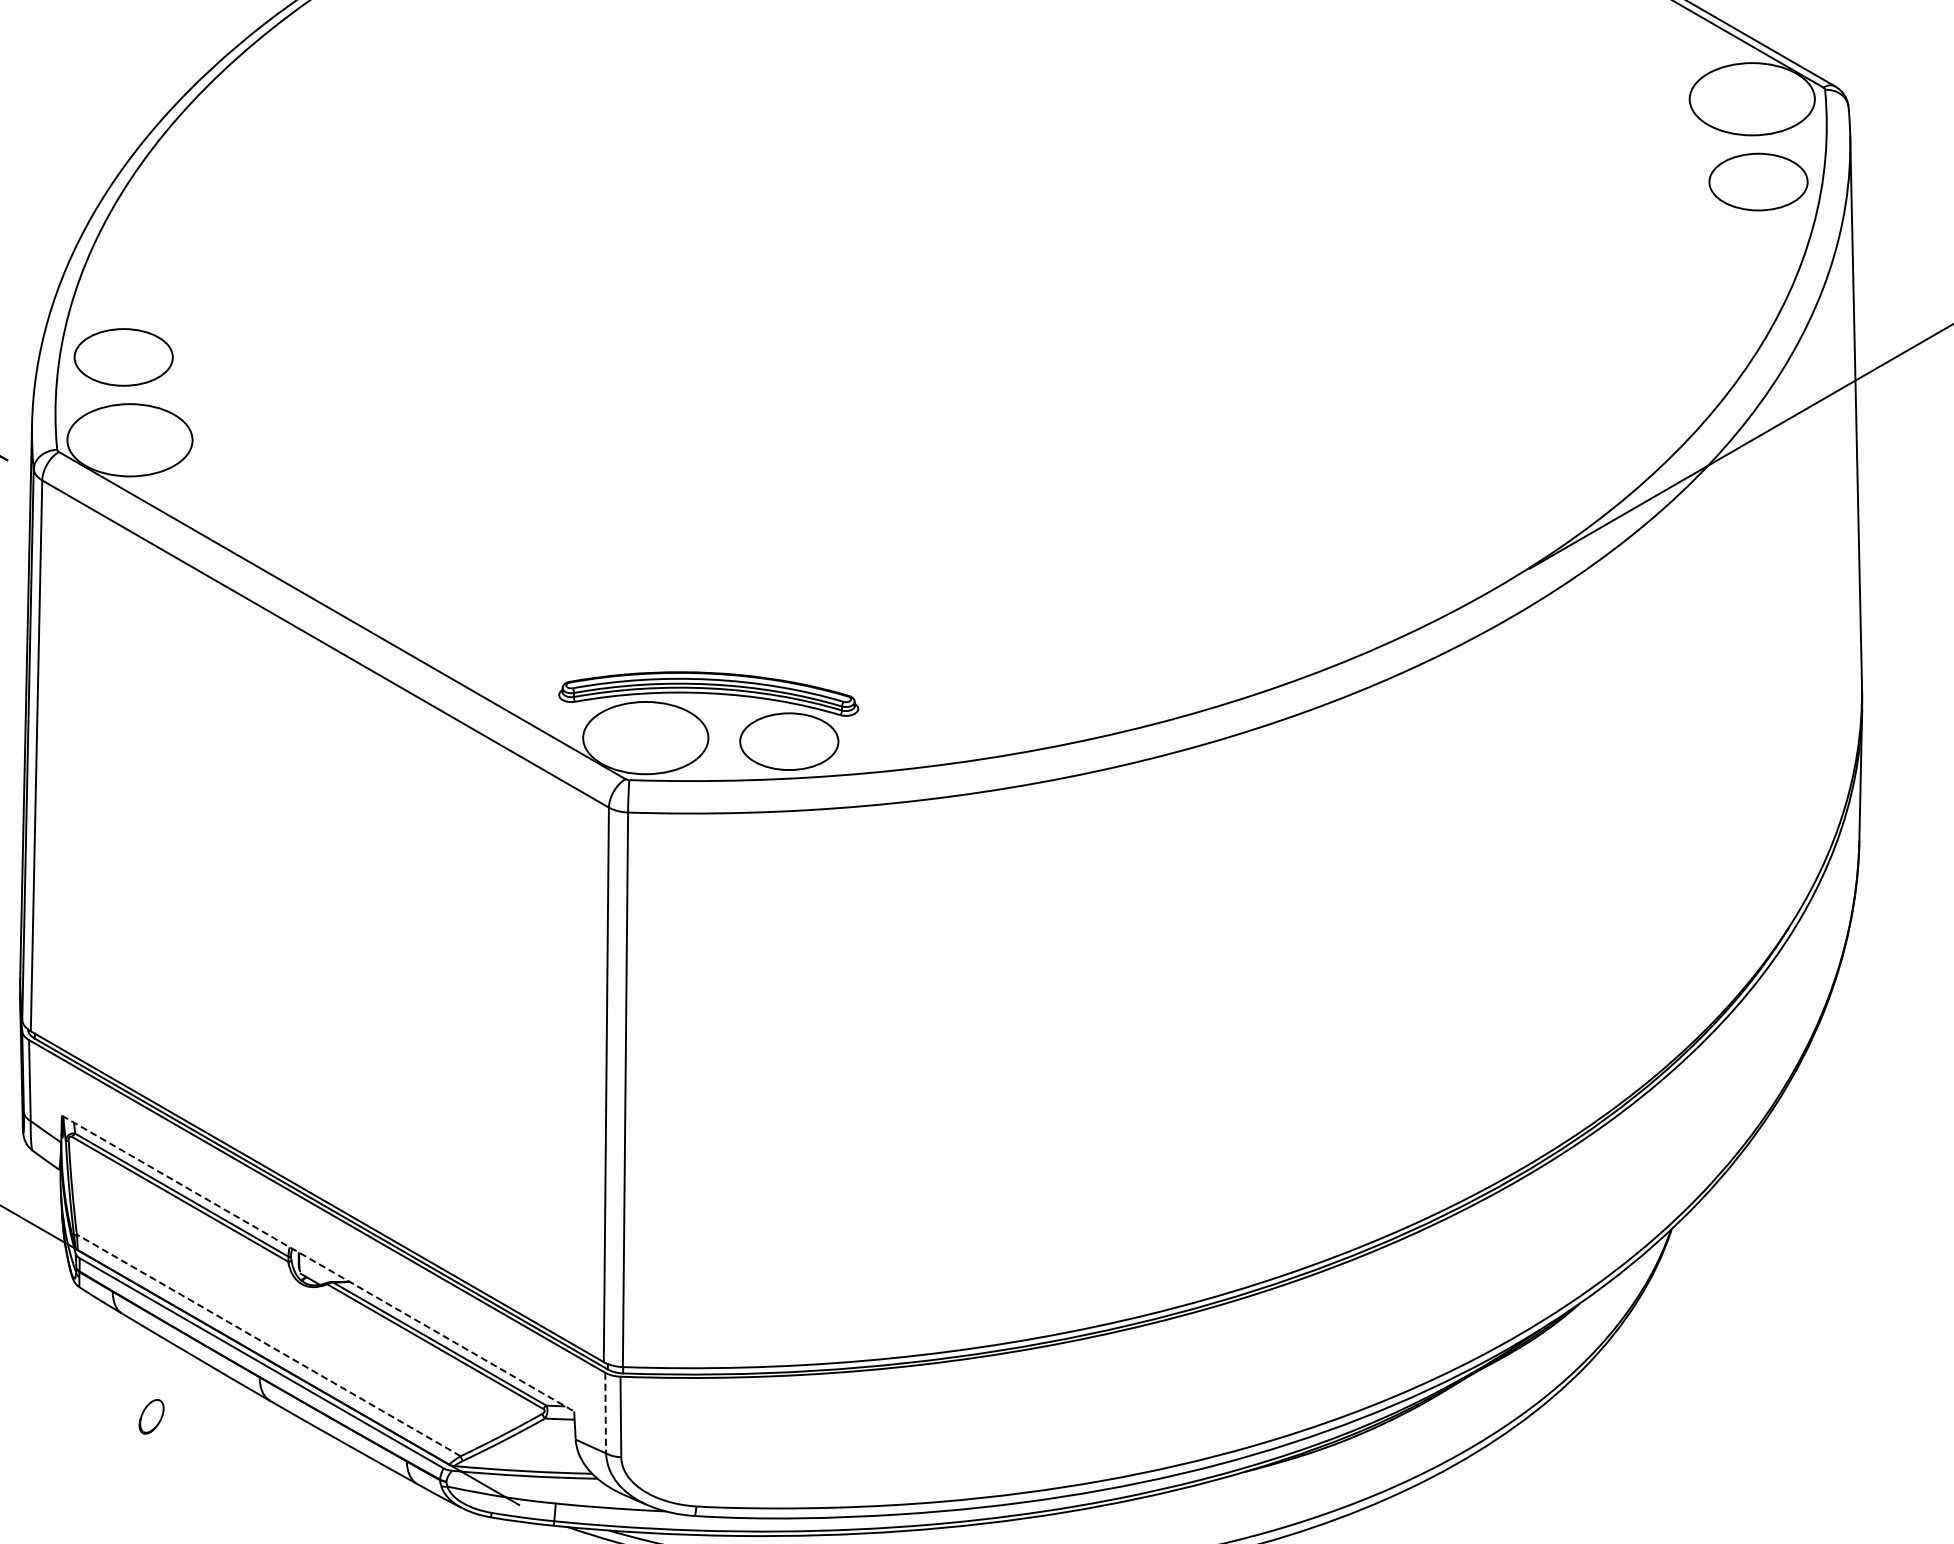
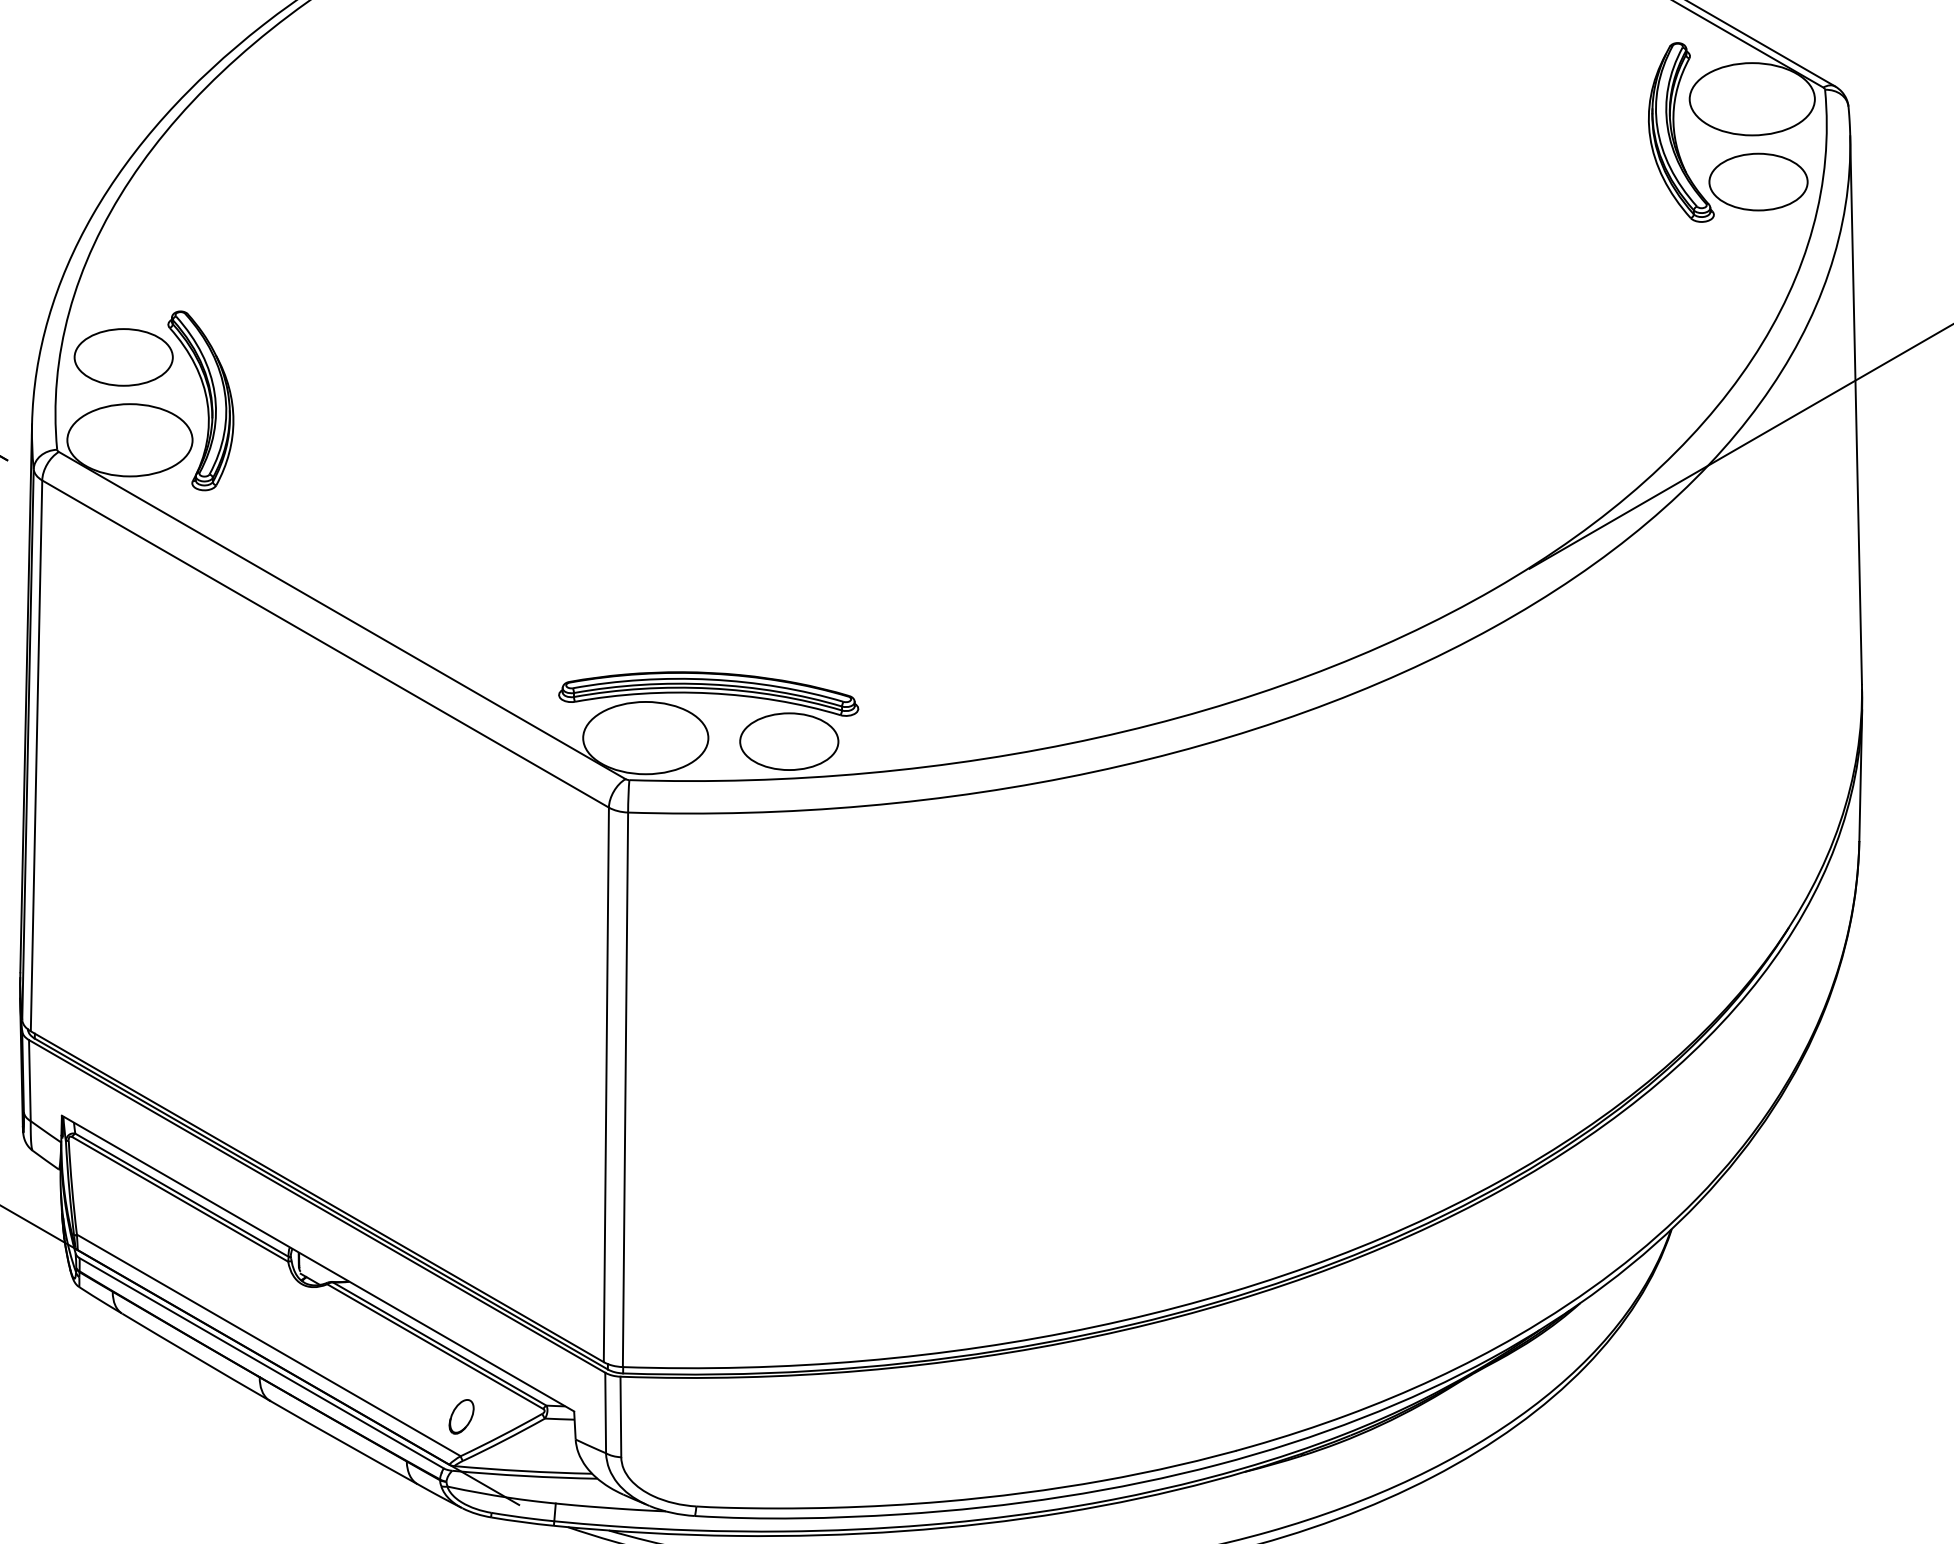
part: none -> present (1681, 132)
part: none -> present (200, 400)
line: dashed -> solid (318, 1263)
line: dashed -> solid (268, 1345)
line: dashed -> solid (605, 1413)
part position: (151, 1416) -> (461, 1416) (461, 1416)
